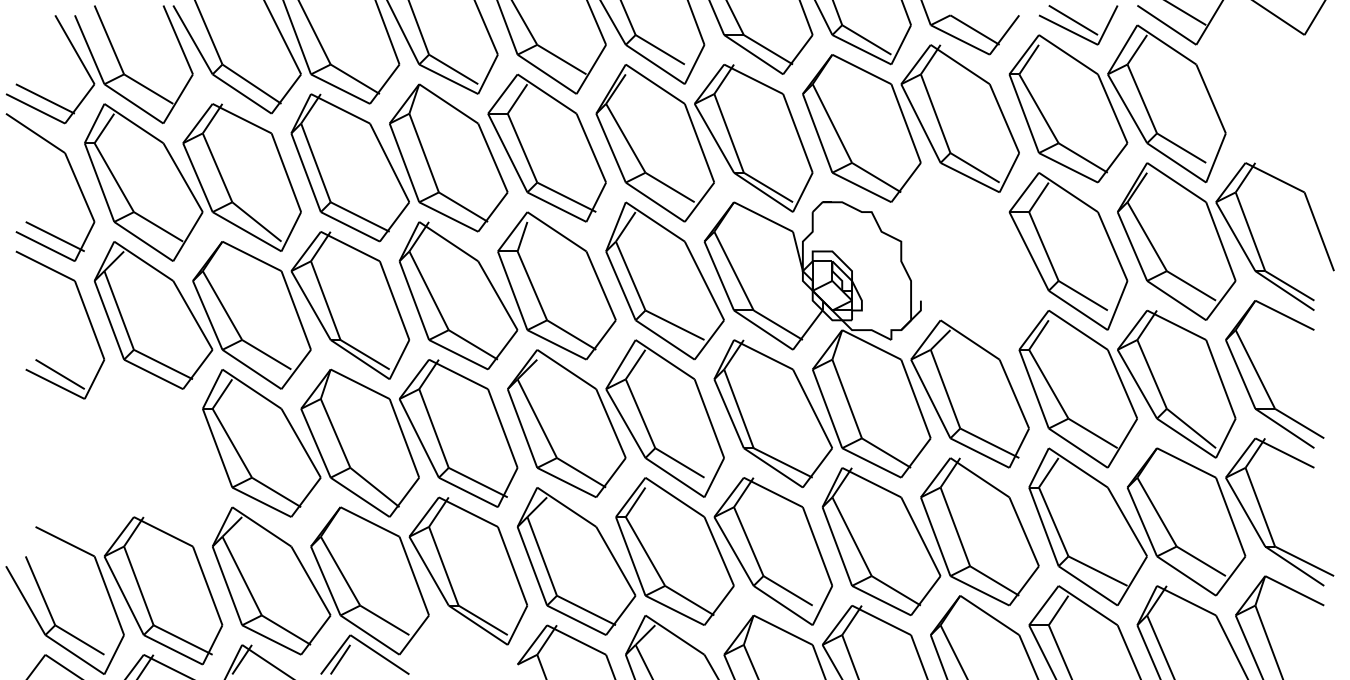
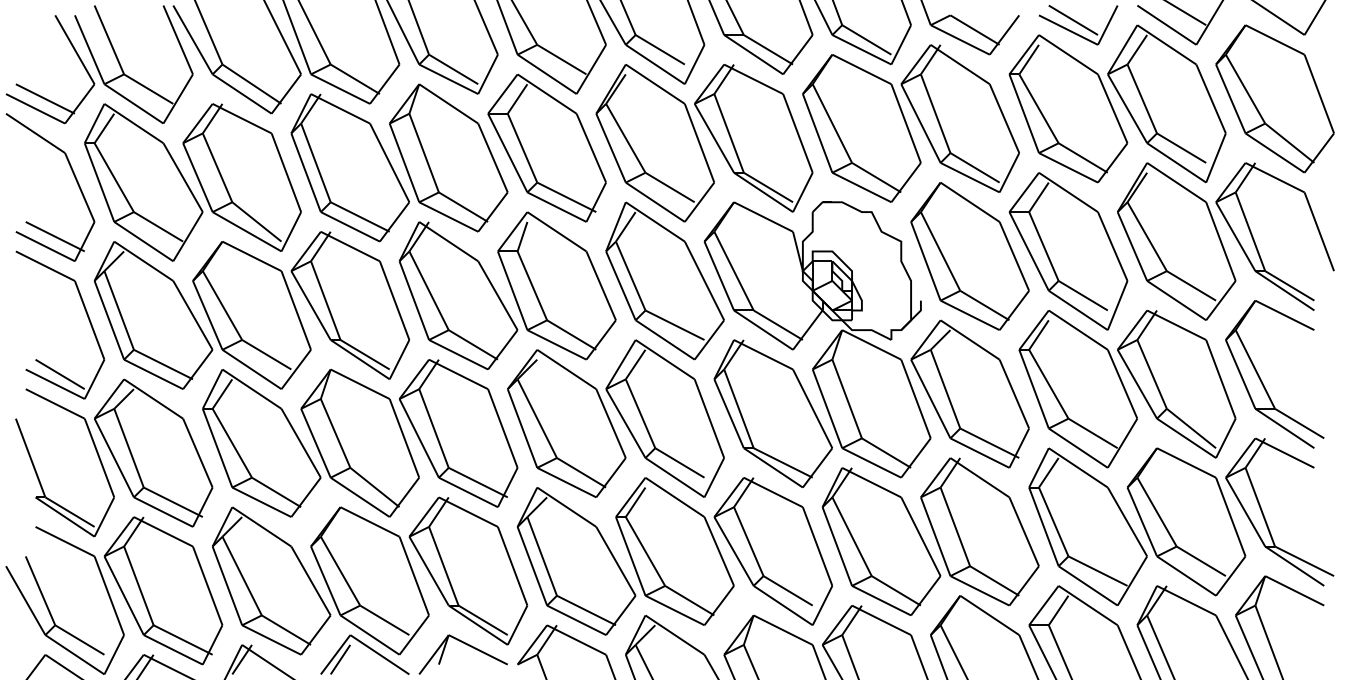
part: none -> present (1274, 98)
part: none -> present (969, 256)
part: none -> present (114, 457)
part: none -> present (467, 645)
